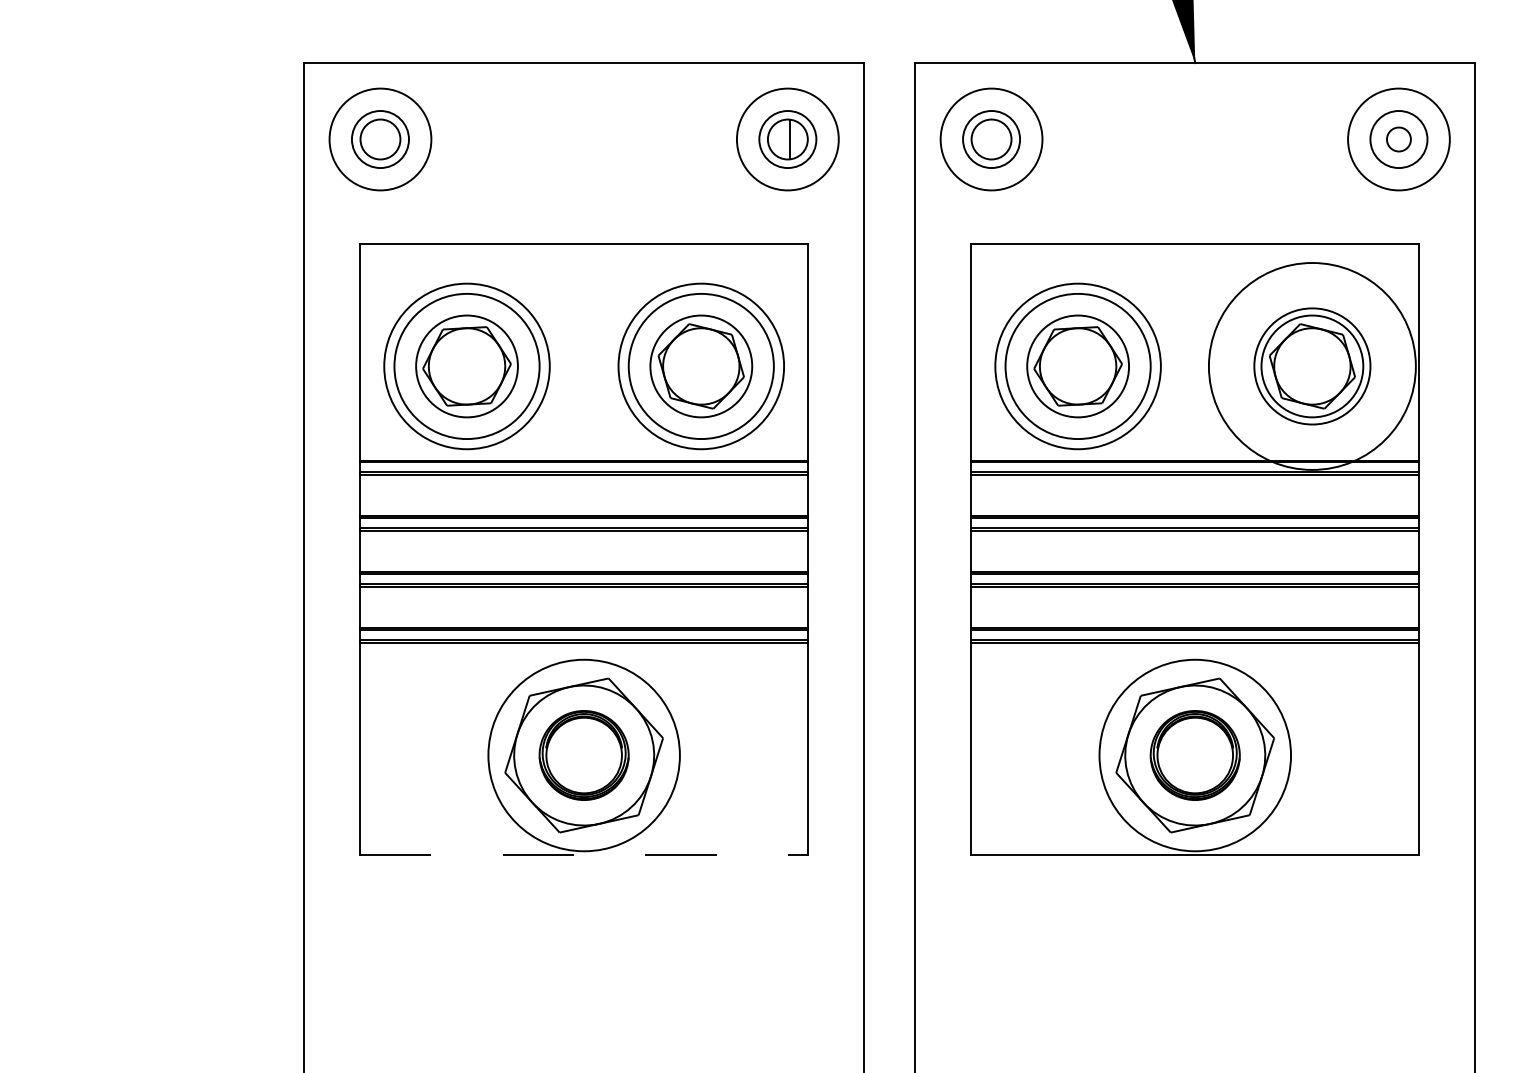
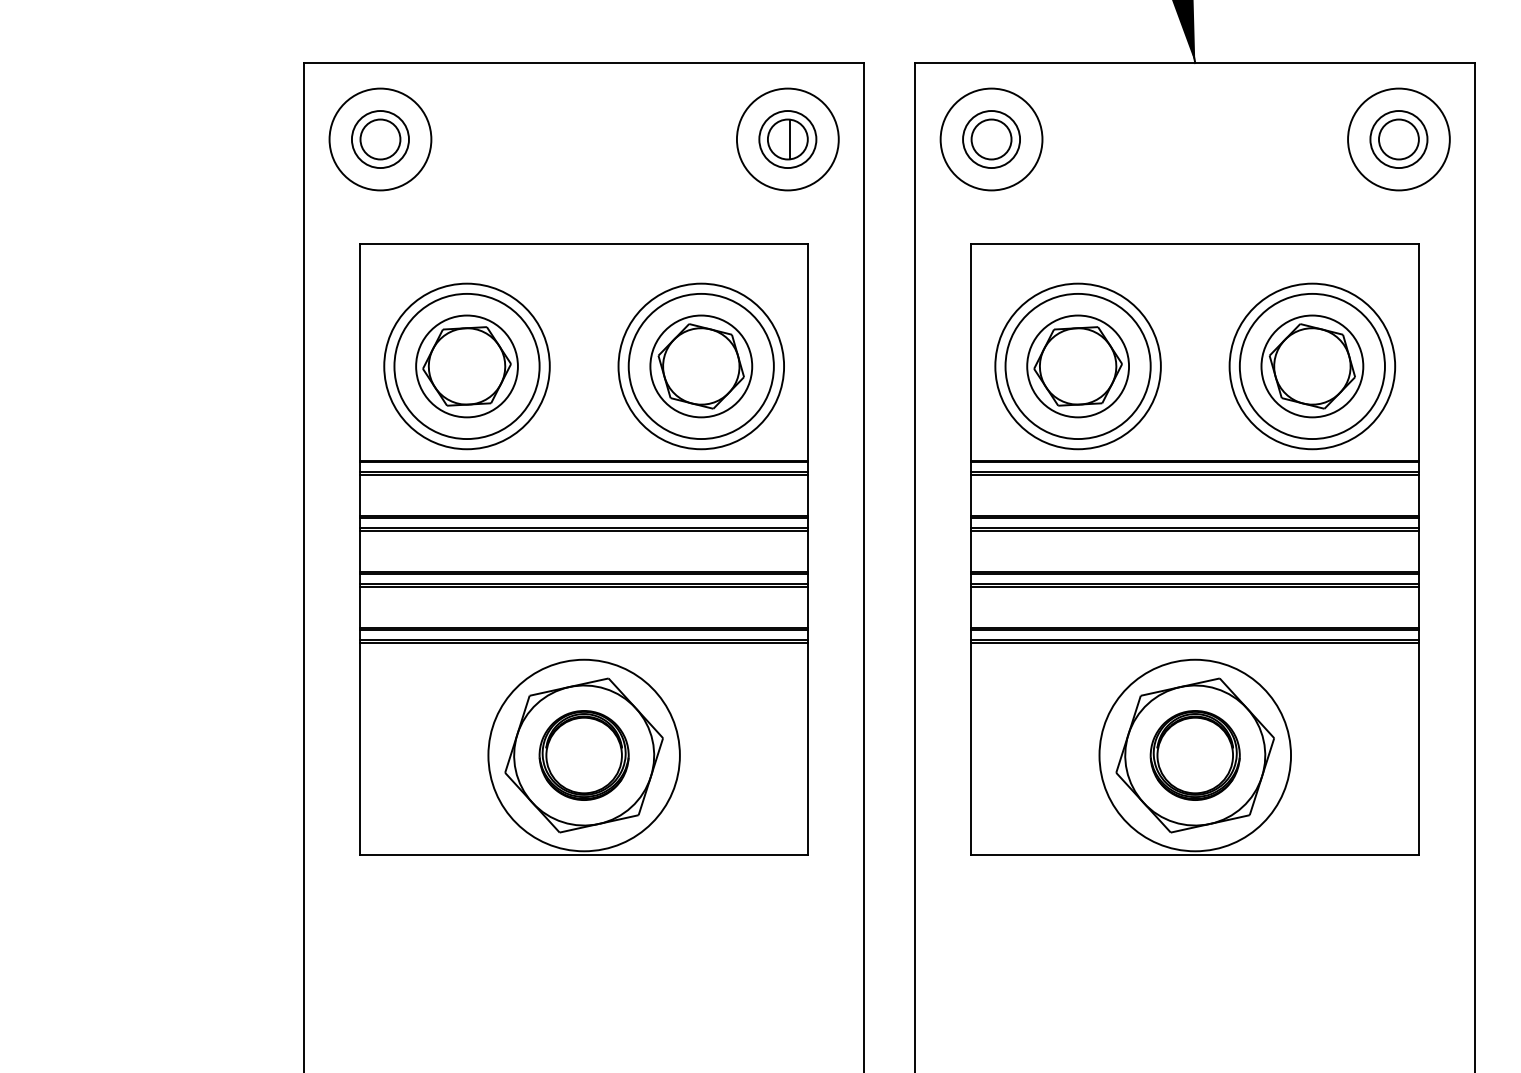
circle diameter: 24 px -> 40 px (1398, 139)
circle diameter: 207 px -> 166 px (1312, 366)
circle diameter: 116 px -> 145 px (1311, 366)
line: dashed -> solid (584, 855)
